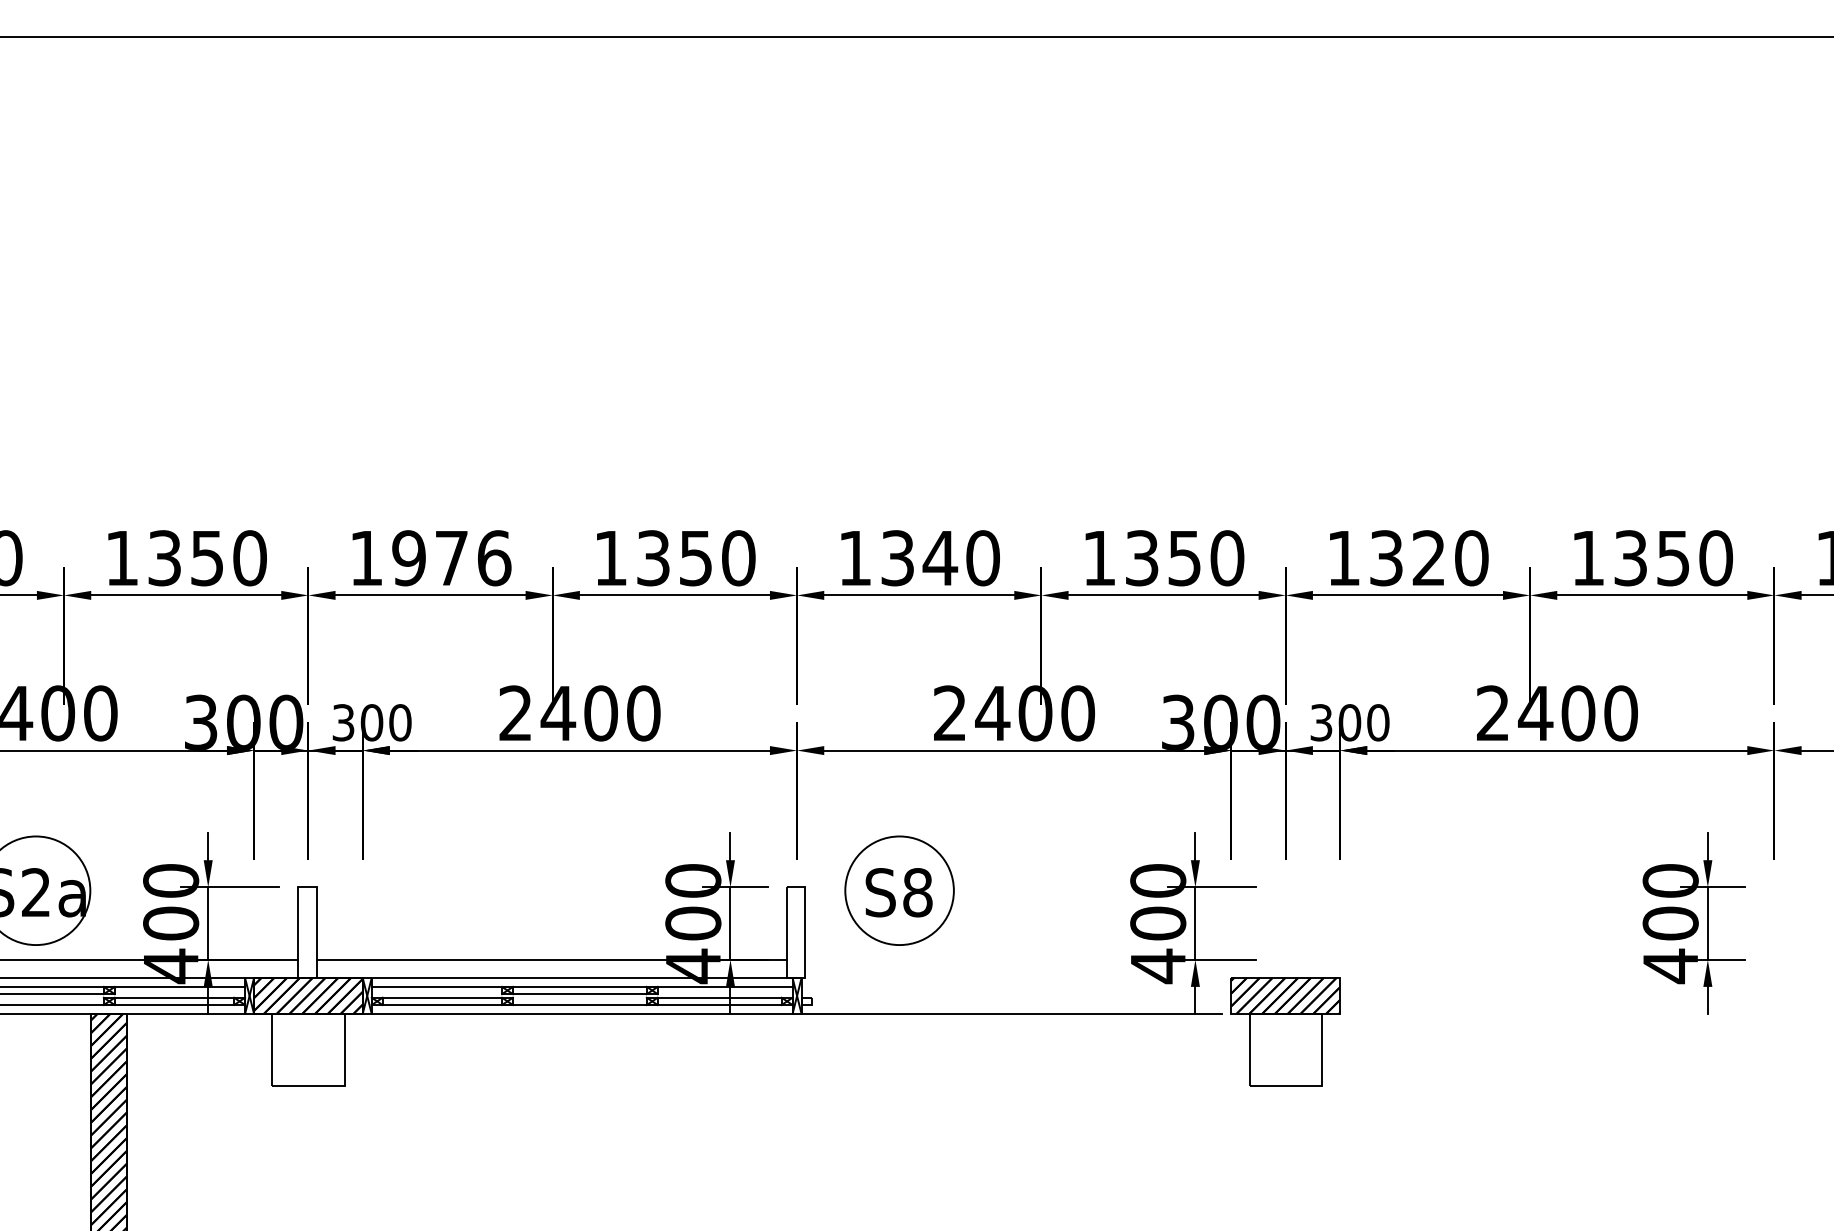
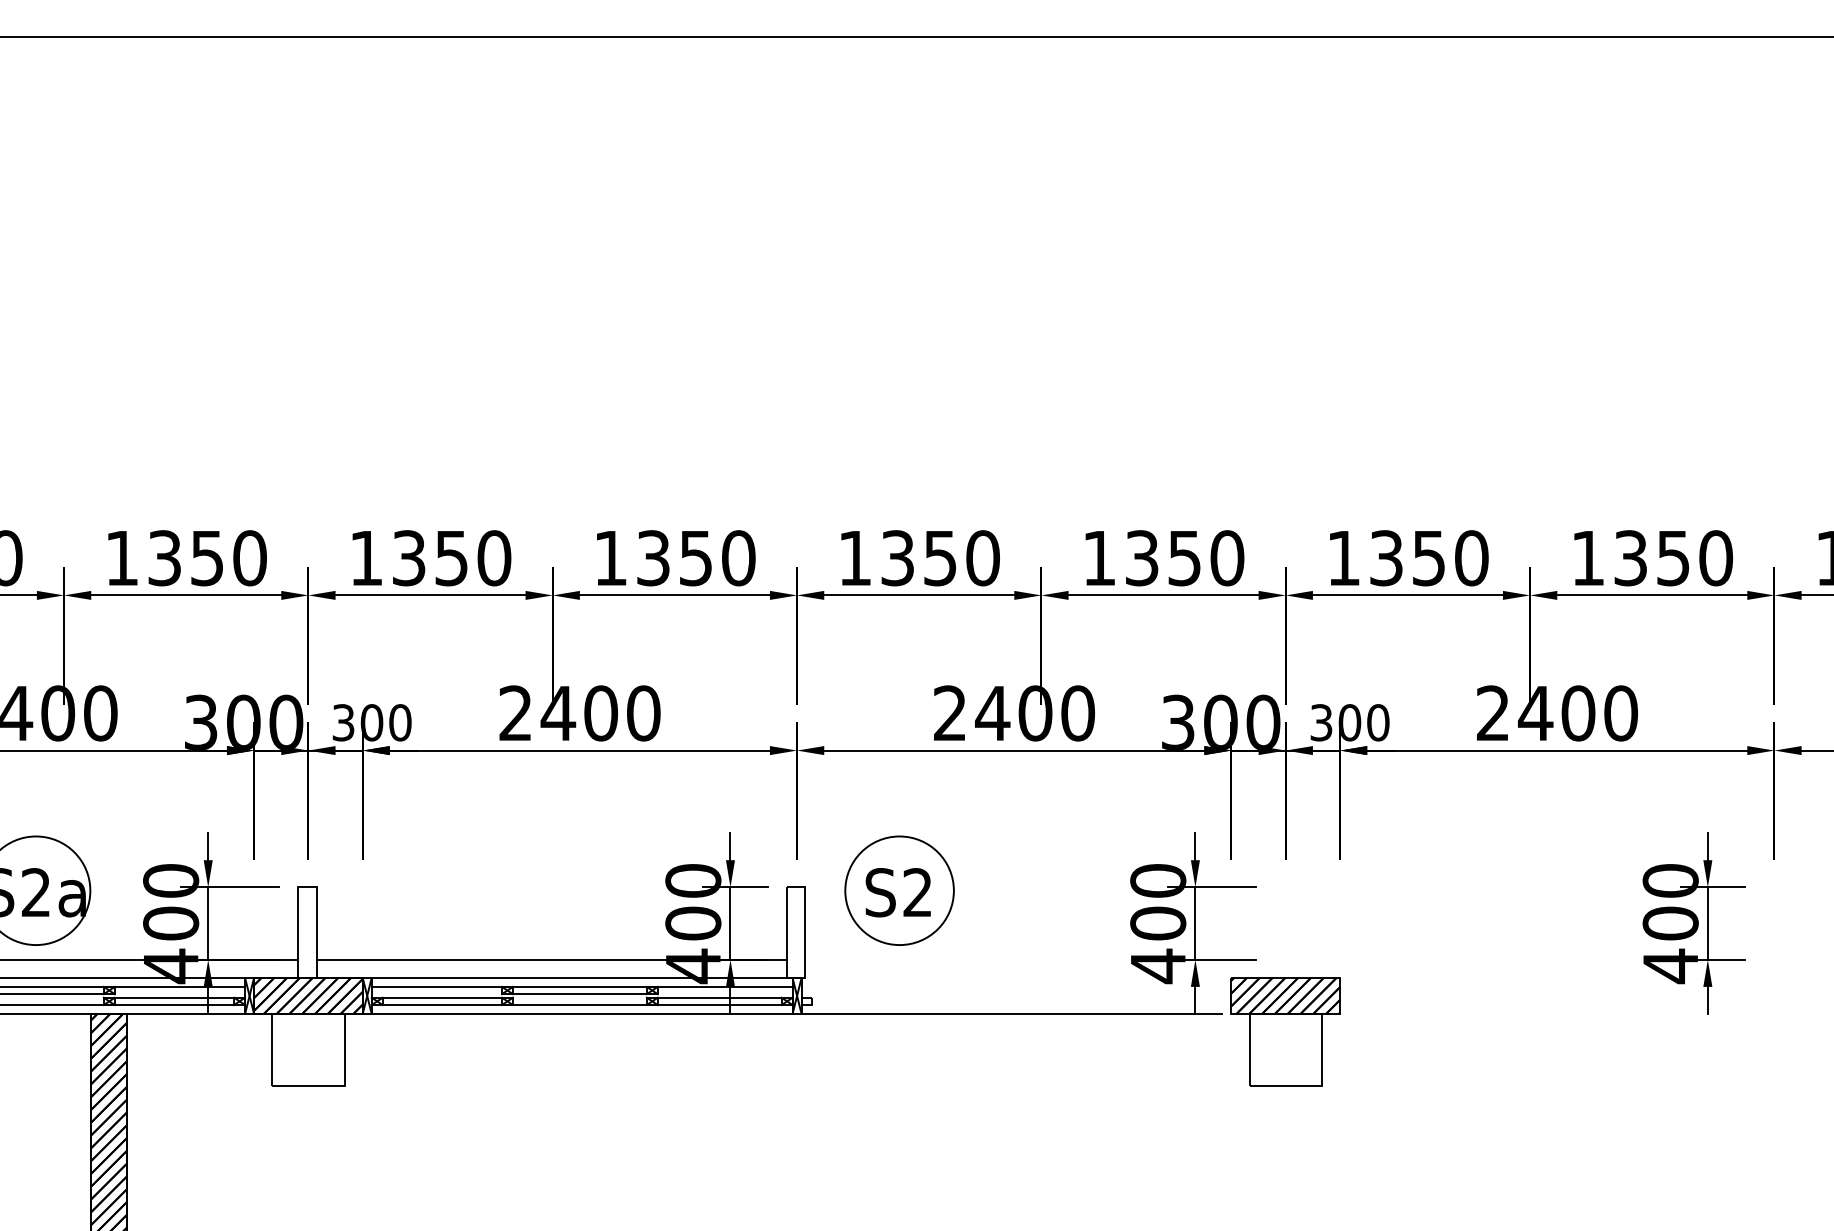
text: 1976 -> 1350 (451, 558)
text: 1340 -> 1350 (940, 558)
text: 1320 -> 1350 (1428, 558)
text: S8 -> S2 (917, 892)
